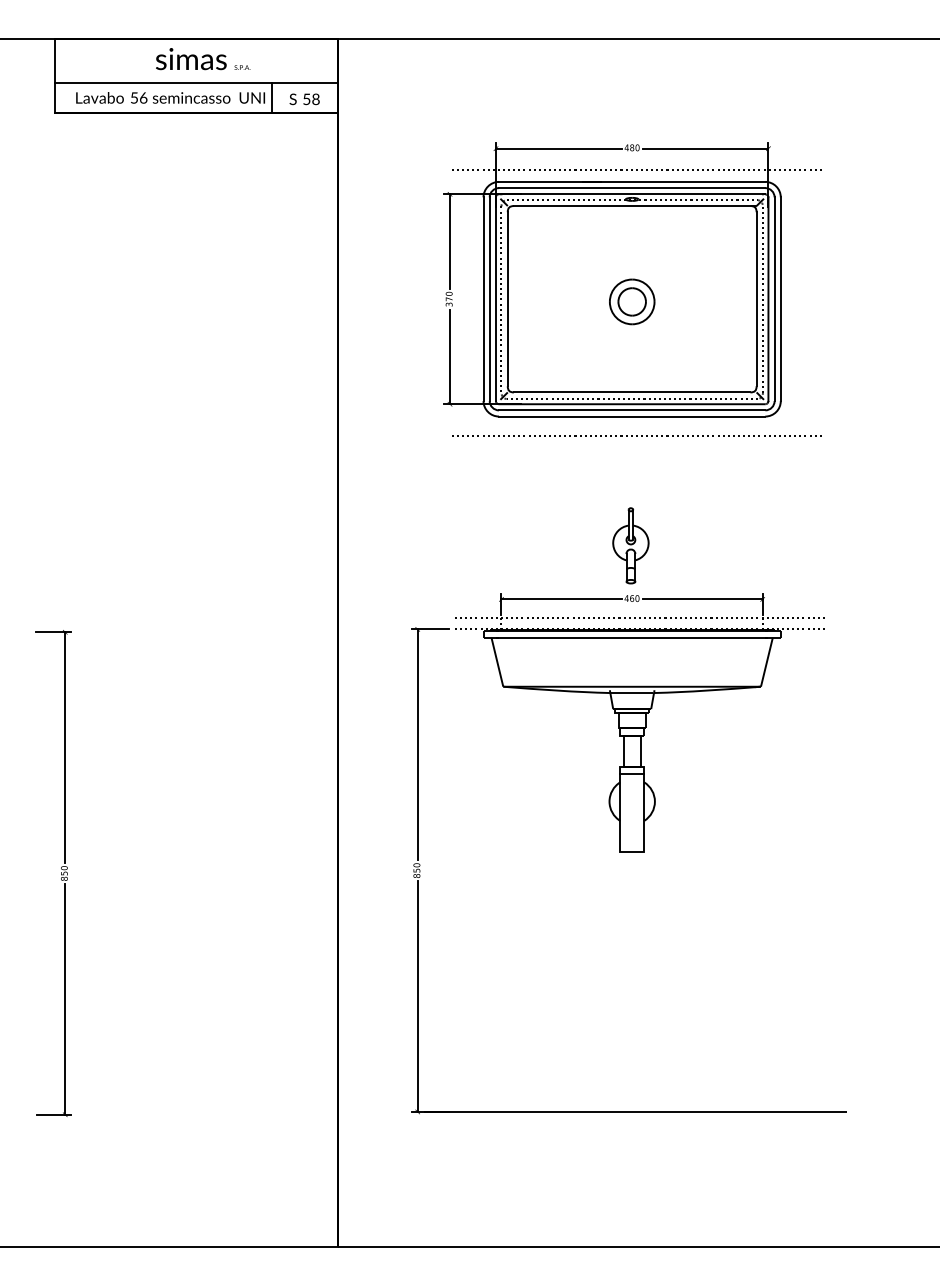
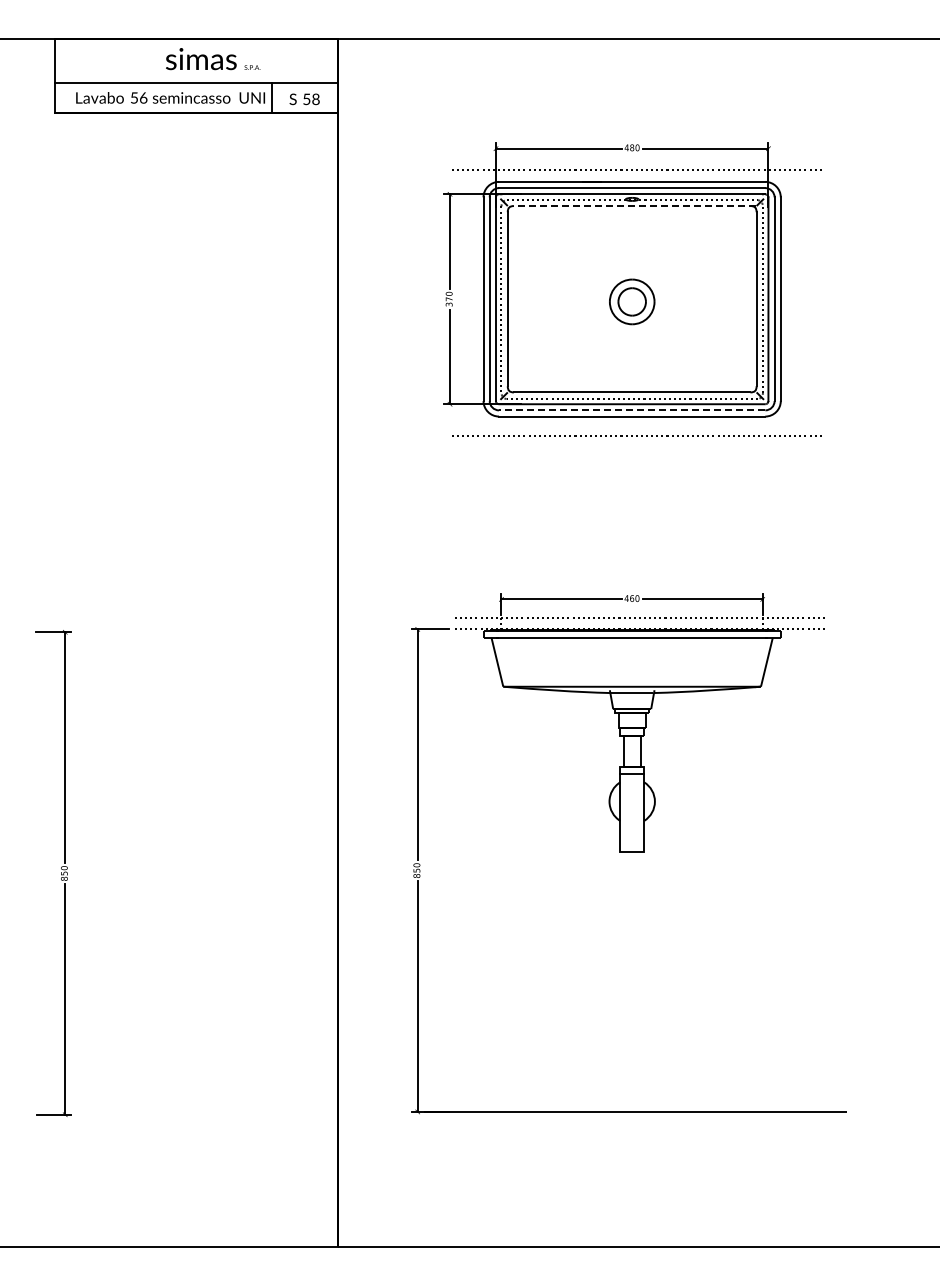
text position: (203, 59) -> (213, 59) (213, 59)
line: solid -> dashed (634, 206)
line: solid -> dashed (631, 410)
part: present -> none (630, 545)
